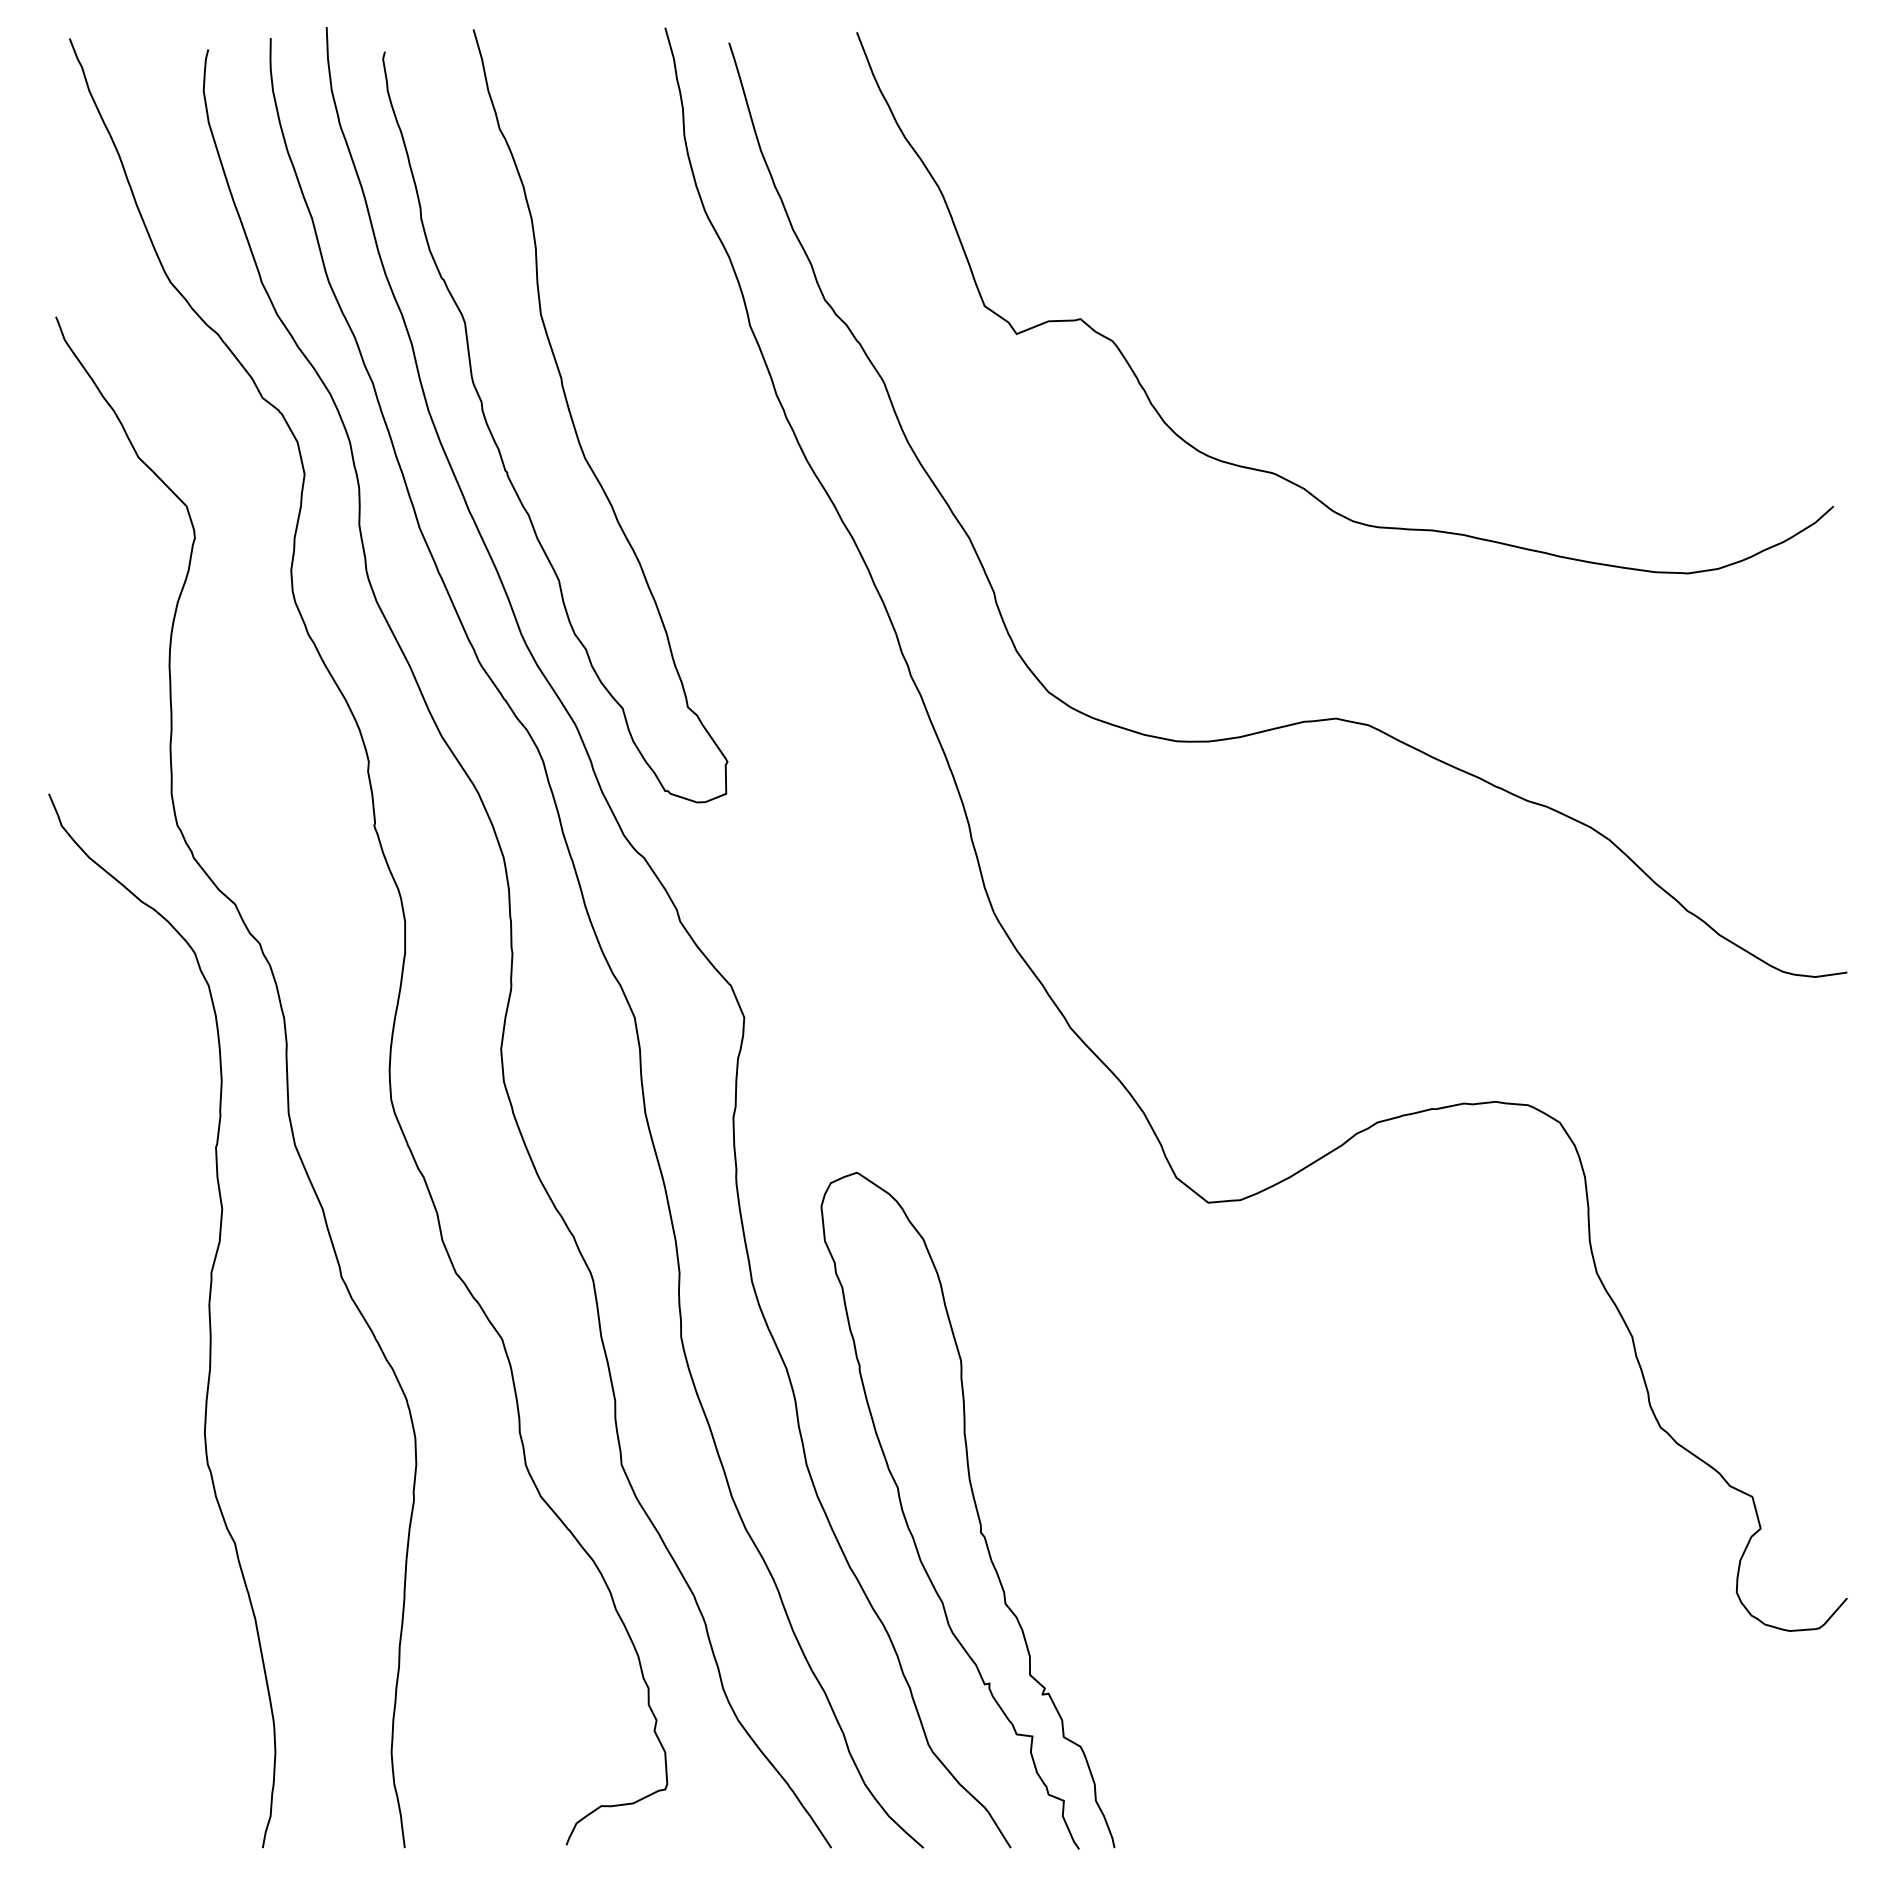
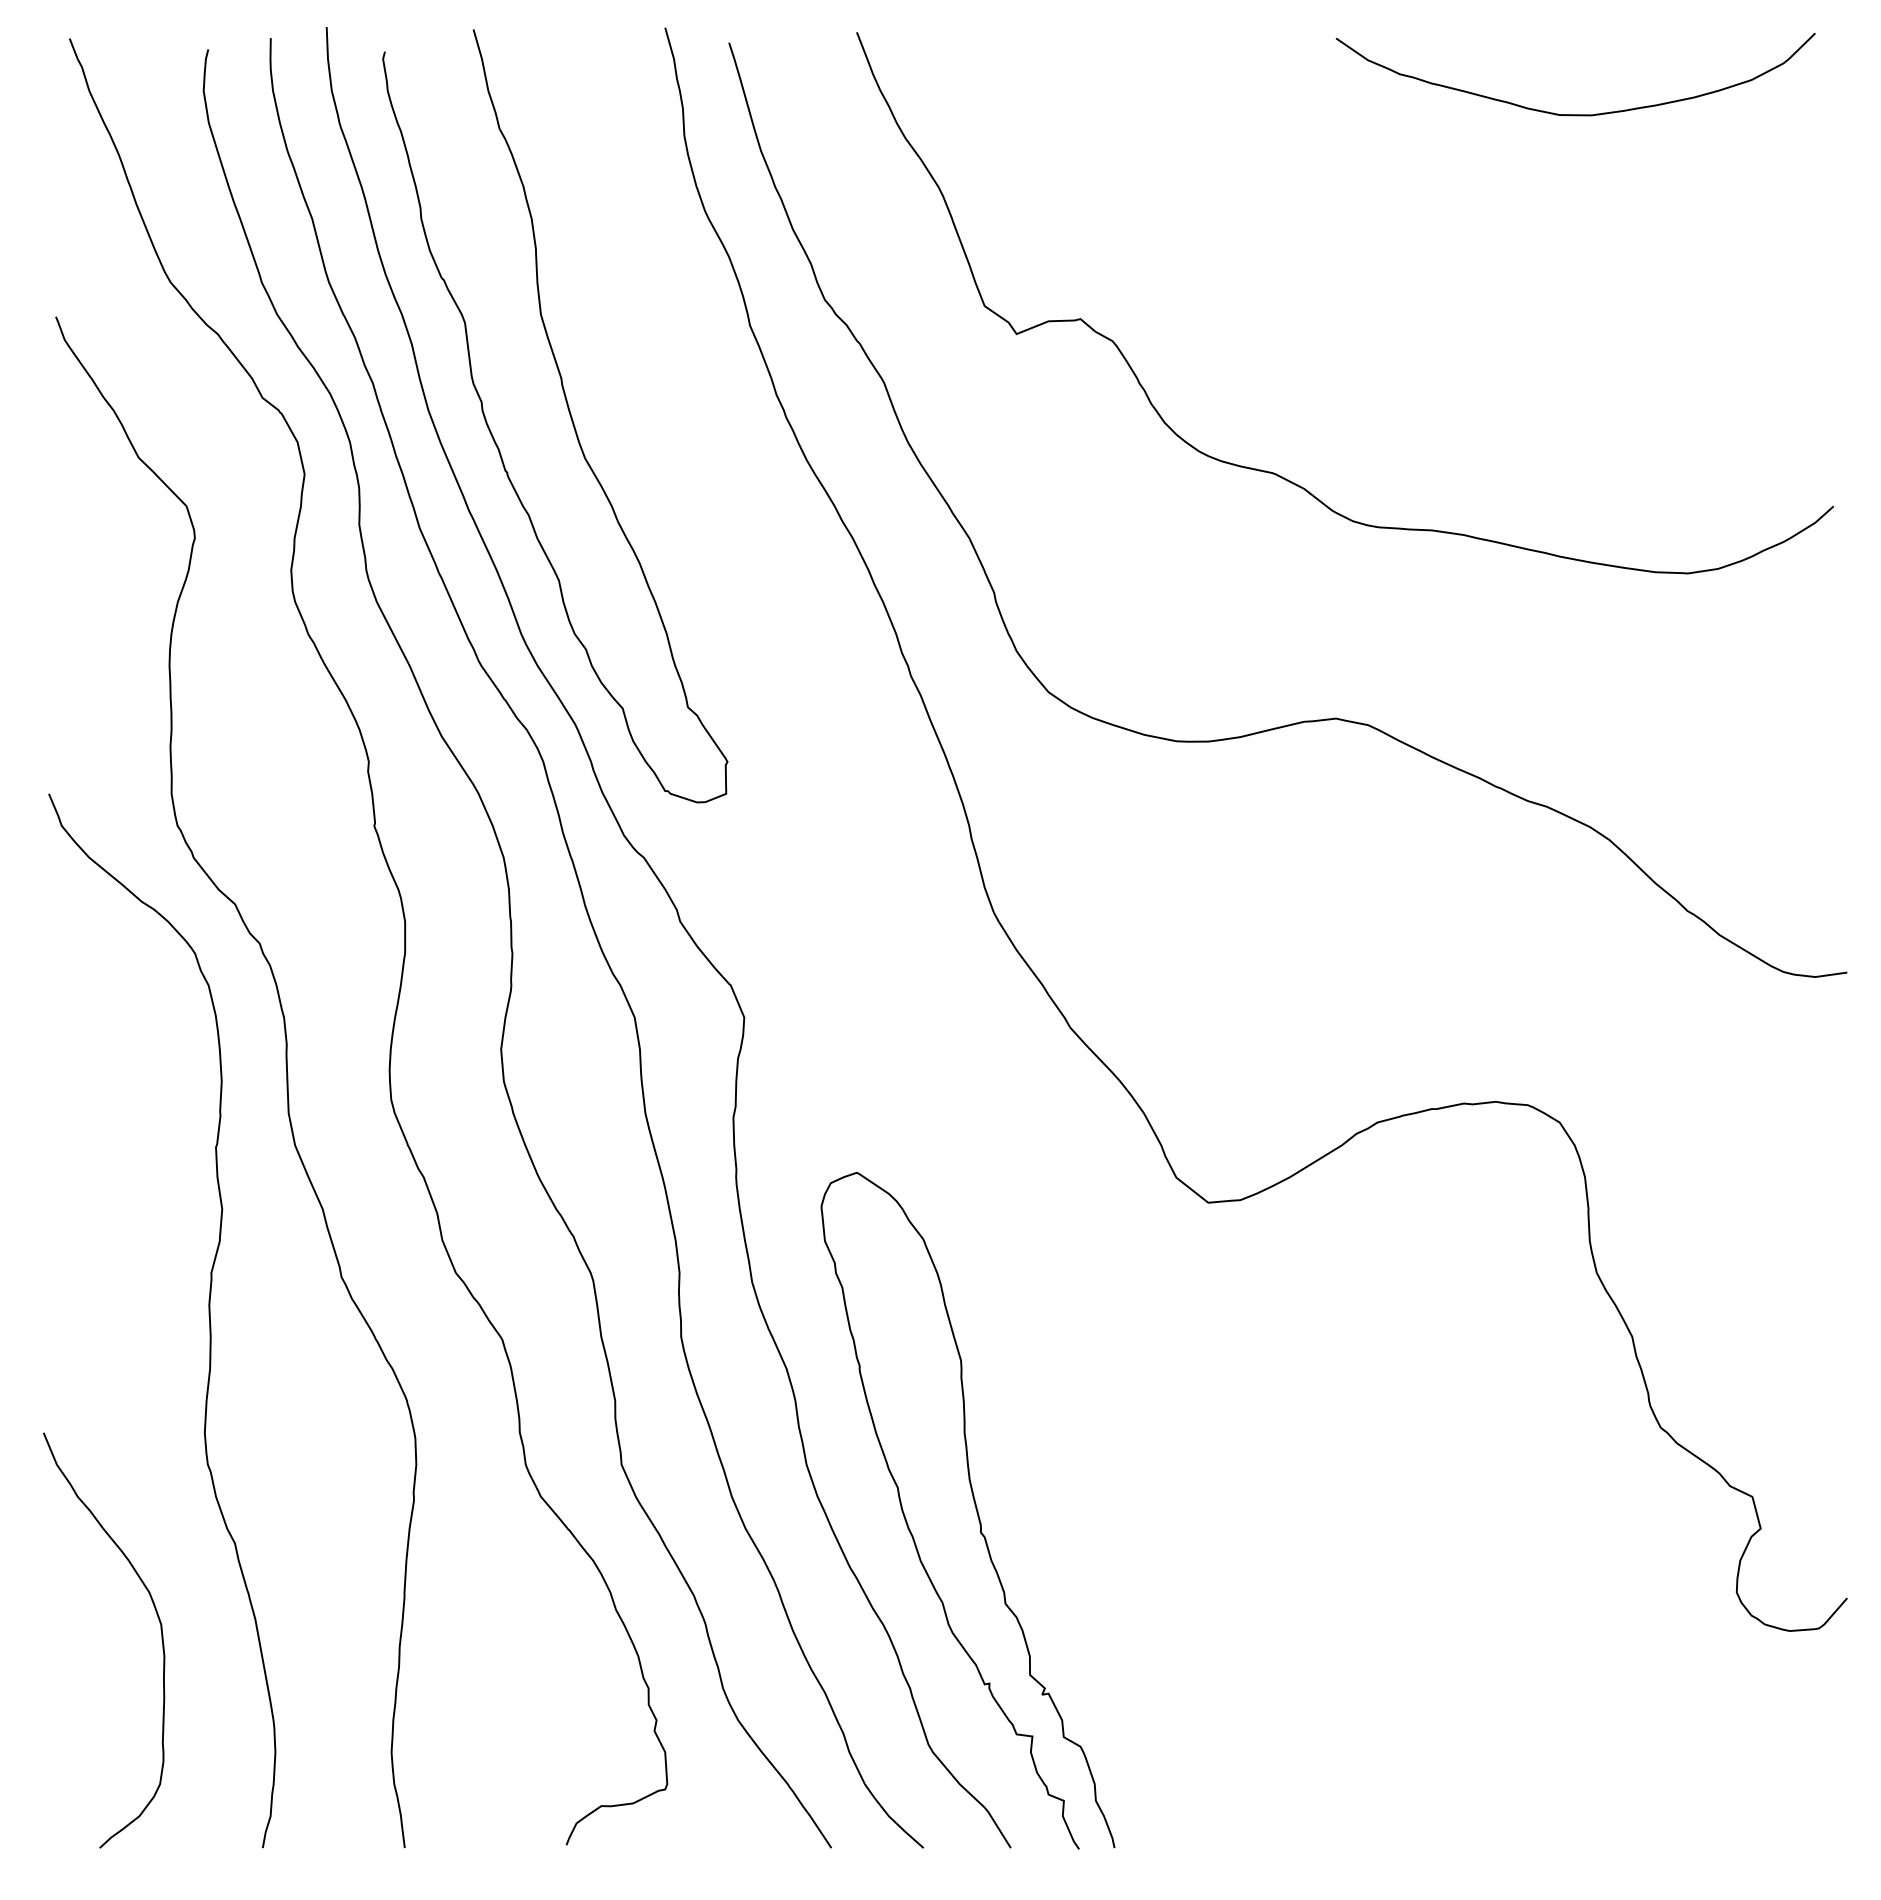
curve: none -> present (1575, 114)
curve: none -> present (160, 1630)
